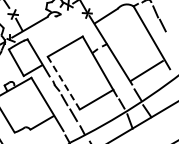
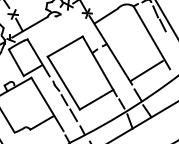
line: none -> present (165, 18)
line: dashed -> solid (63, 83)
